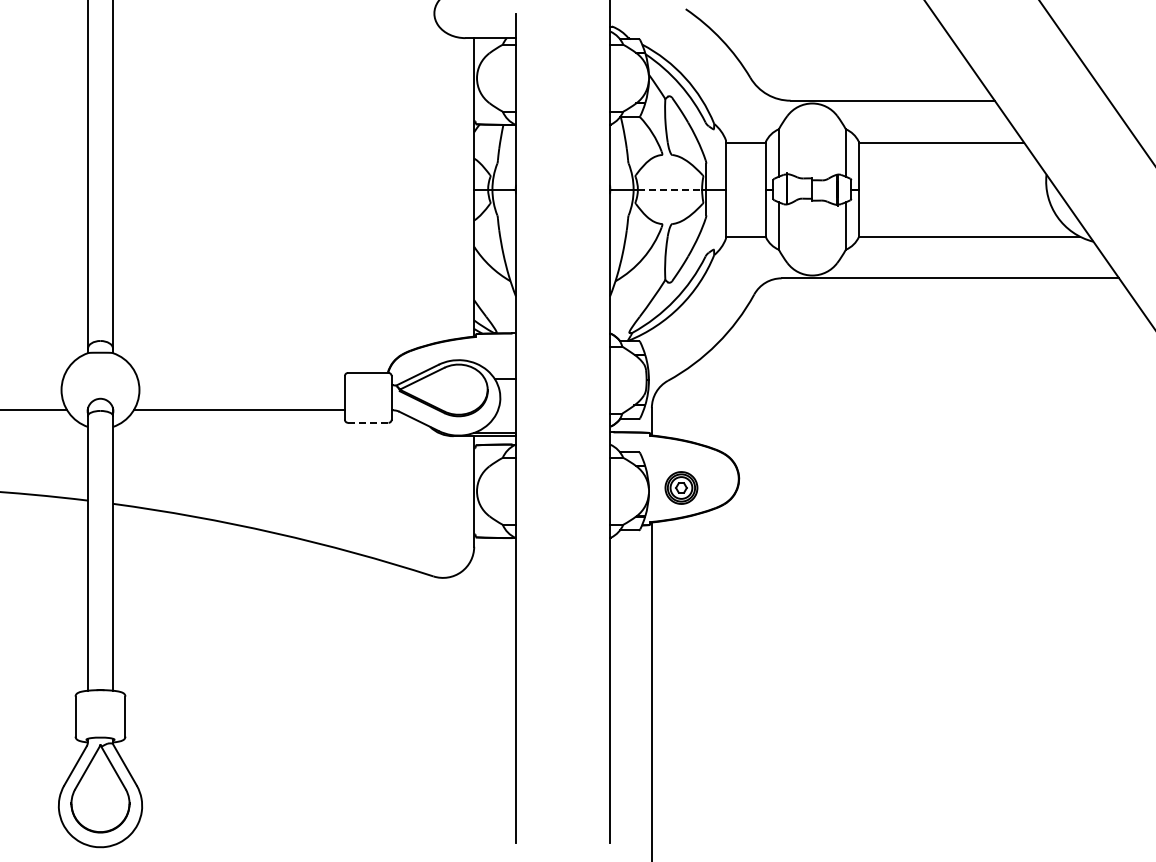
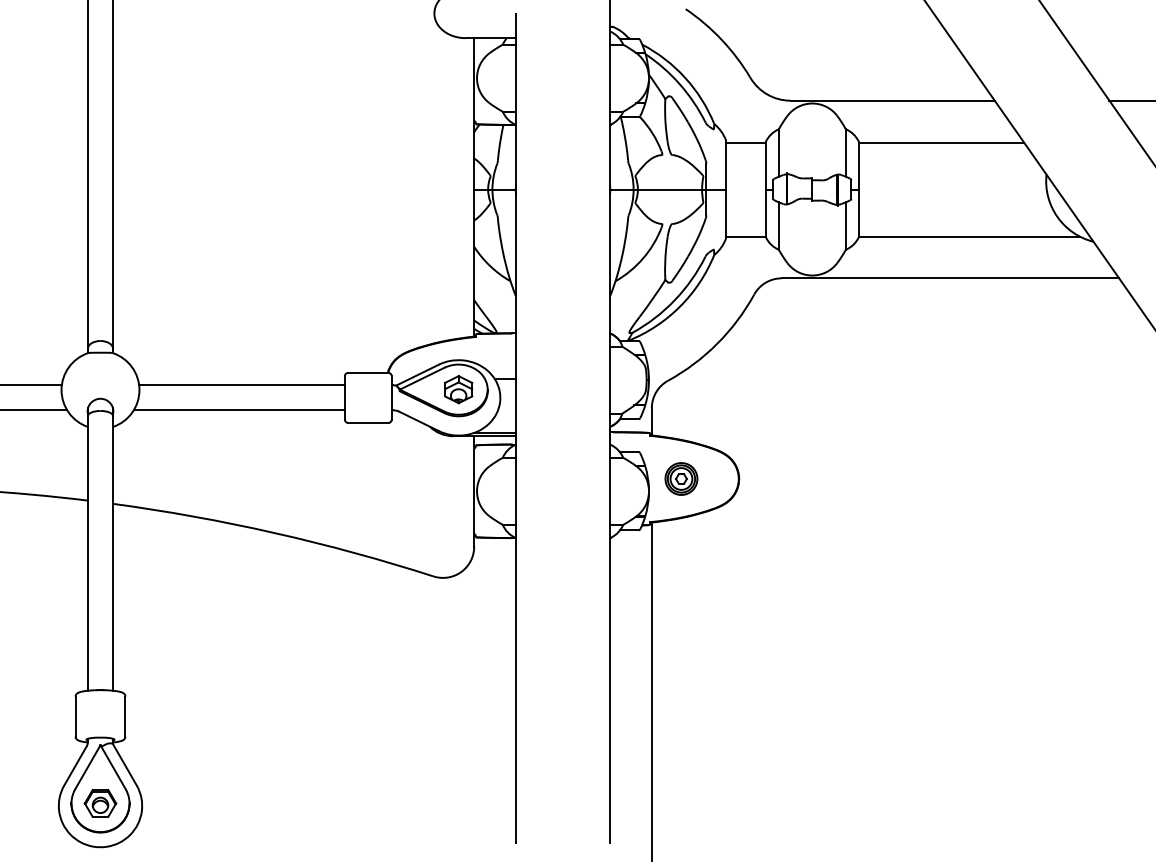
line: none -> present (1130, 100)
line: dashed -> solid (670, 189)
line: none -> present (31, 385)
line: none -> present (241, 385)
part: none -> present (458, 389)
line: dashed -> solid (368, 422)
part position: (681, 487) -> (681, 478) (681, 478)
part: none -> present (100, 803)
